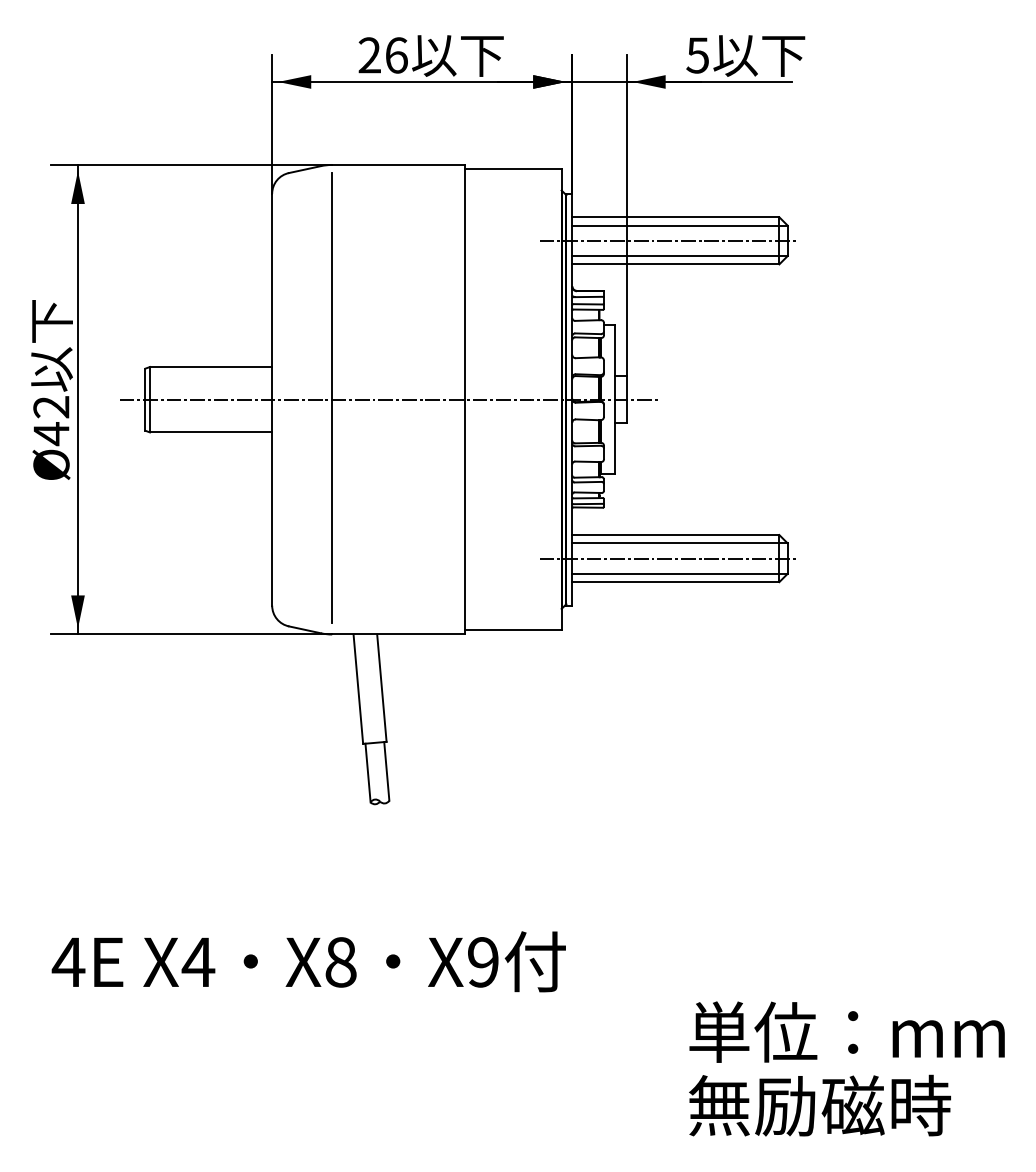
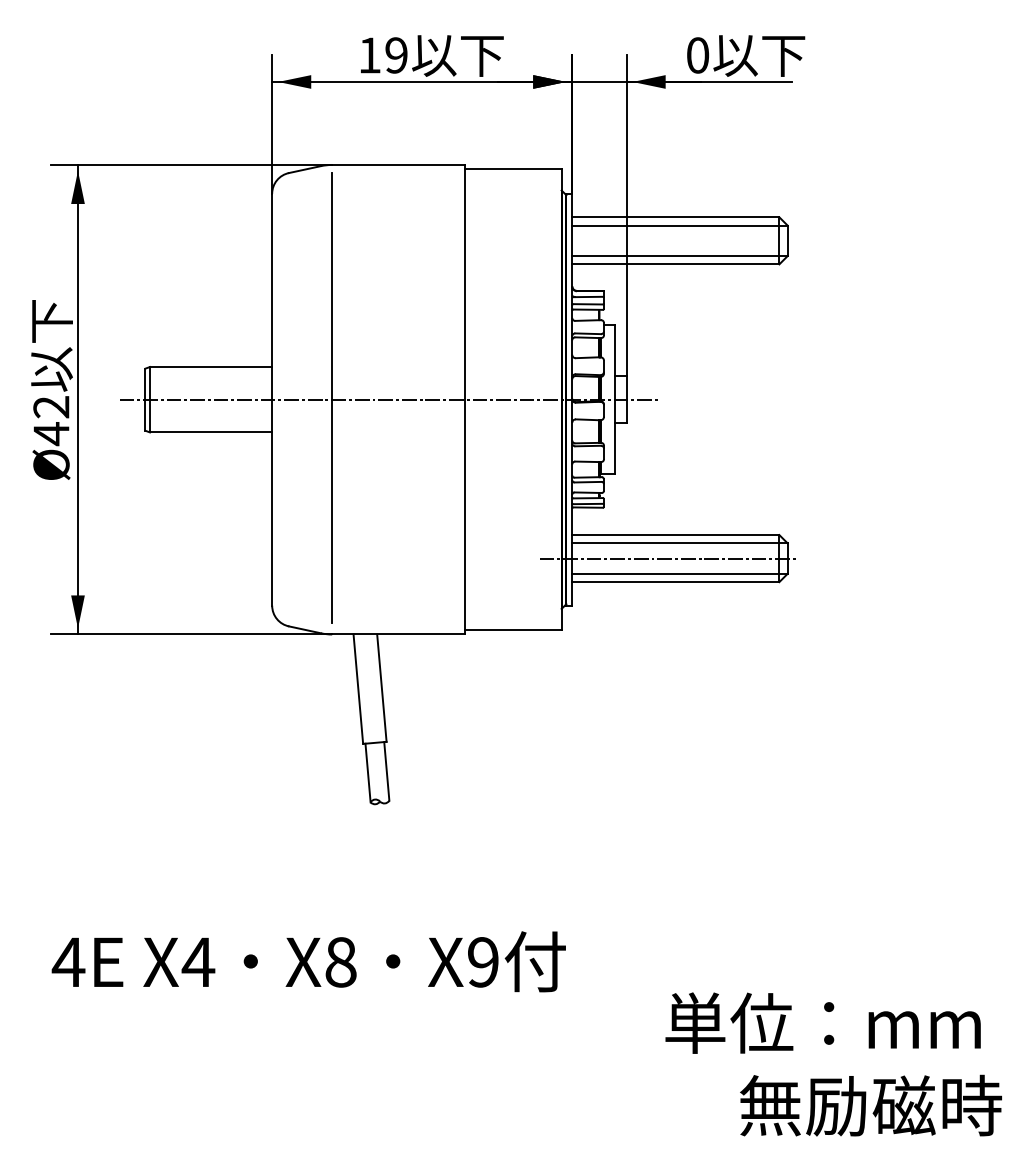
text: 26 -> 19 (382, 55)
text: 5 -> 0 (697, 55)
line: present -> none (669, 240)
text position: (846, 1031) -> (822, 1022) (822, 1022)
text position: (819, 1105) -> (870, 1105) (870, 1105)
